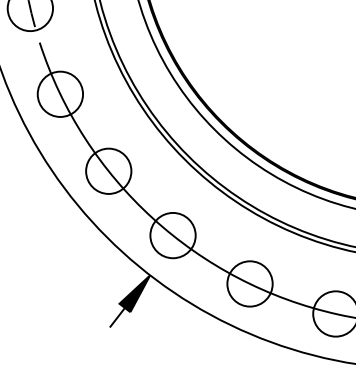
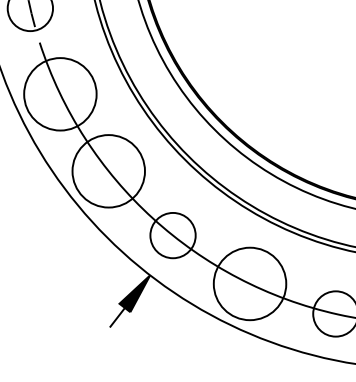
circle diameter: 45 px -> 72 px (60, 94)
circle diameter: 45 px -> 72 px (108, 171)
circle diameter: 45 px -> 72 px (249, 283)
